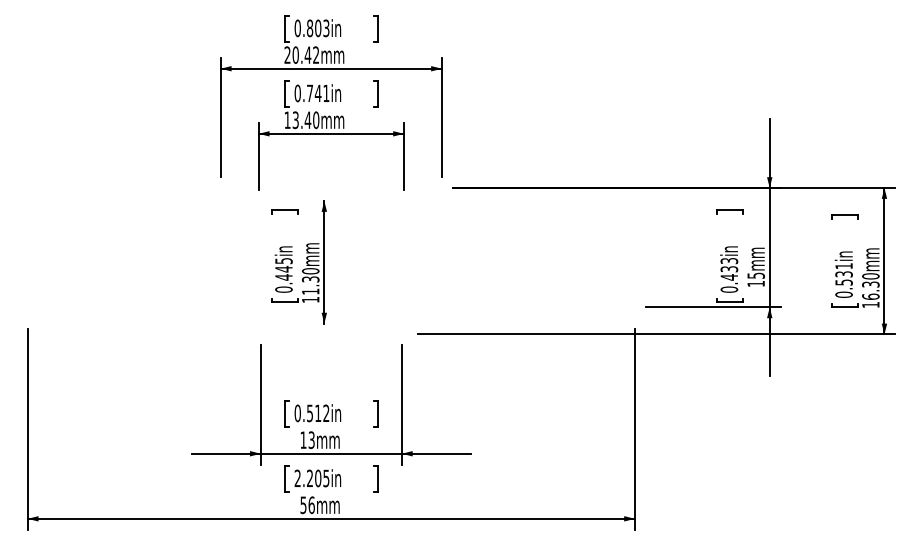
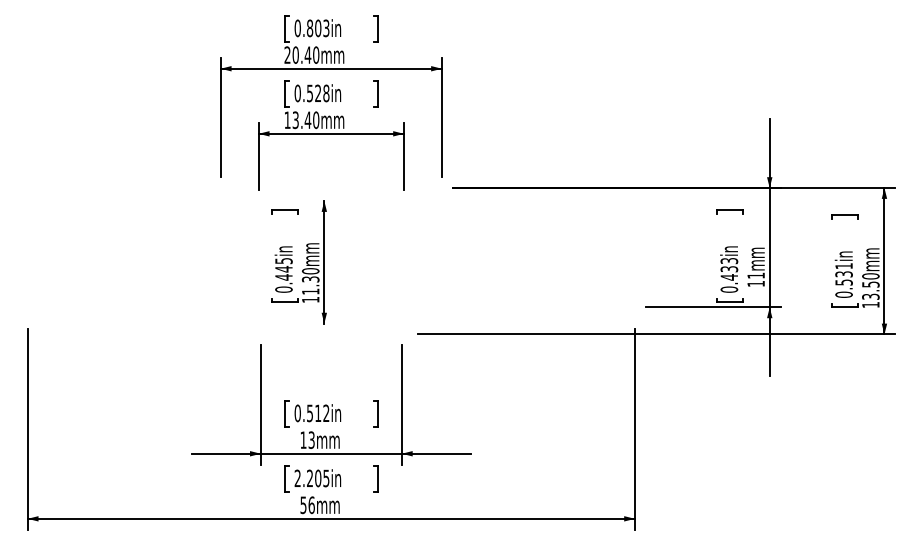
text: 20.42mm -> 20.40mm (316, 54)
text: 0.741in -> 0.528in (318, 93)
text: 15mm -> 11mm (755, 275)
text: 16.30mm -> 13.50mm (870, 290)
